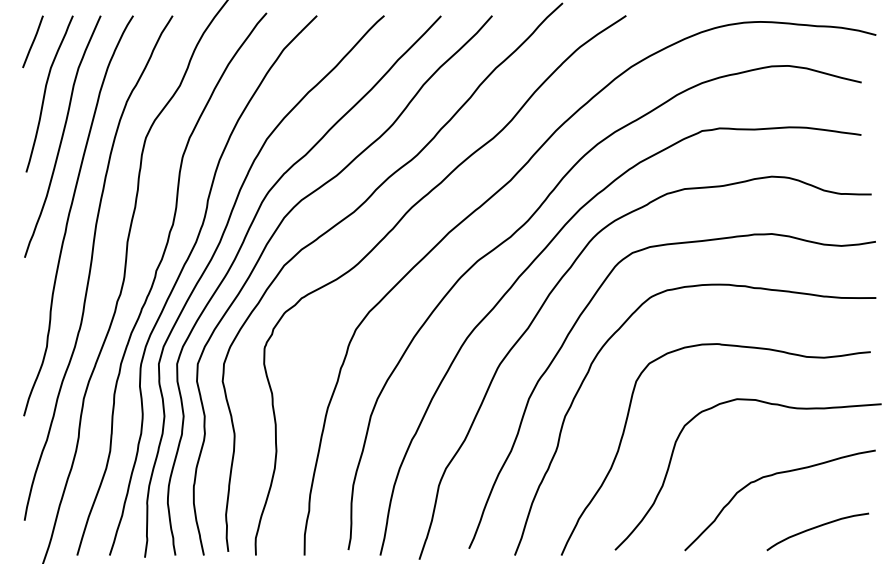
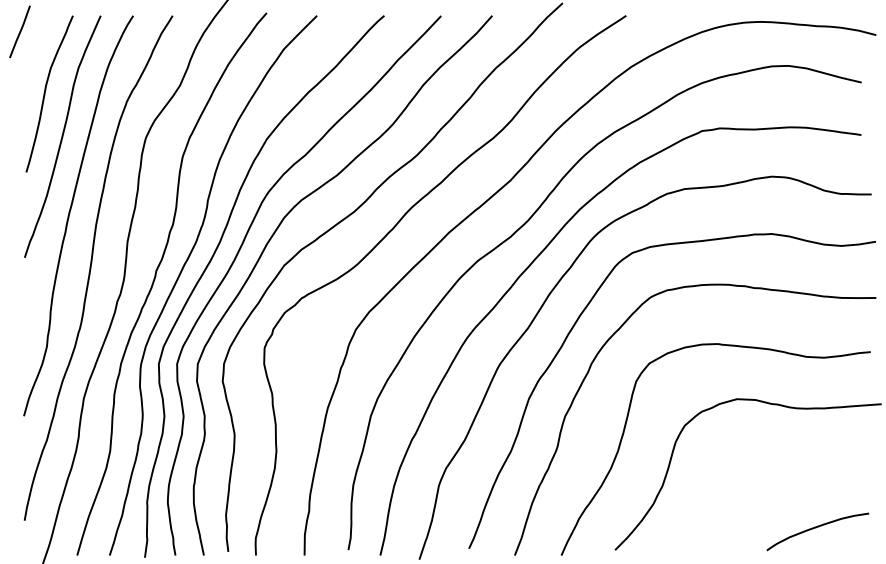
line position: (32, 41) -> (19, 31) (19, 31)
curve: present -> none (771, 476)
